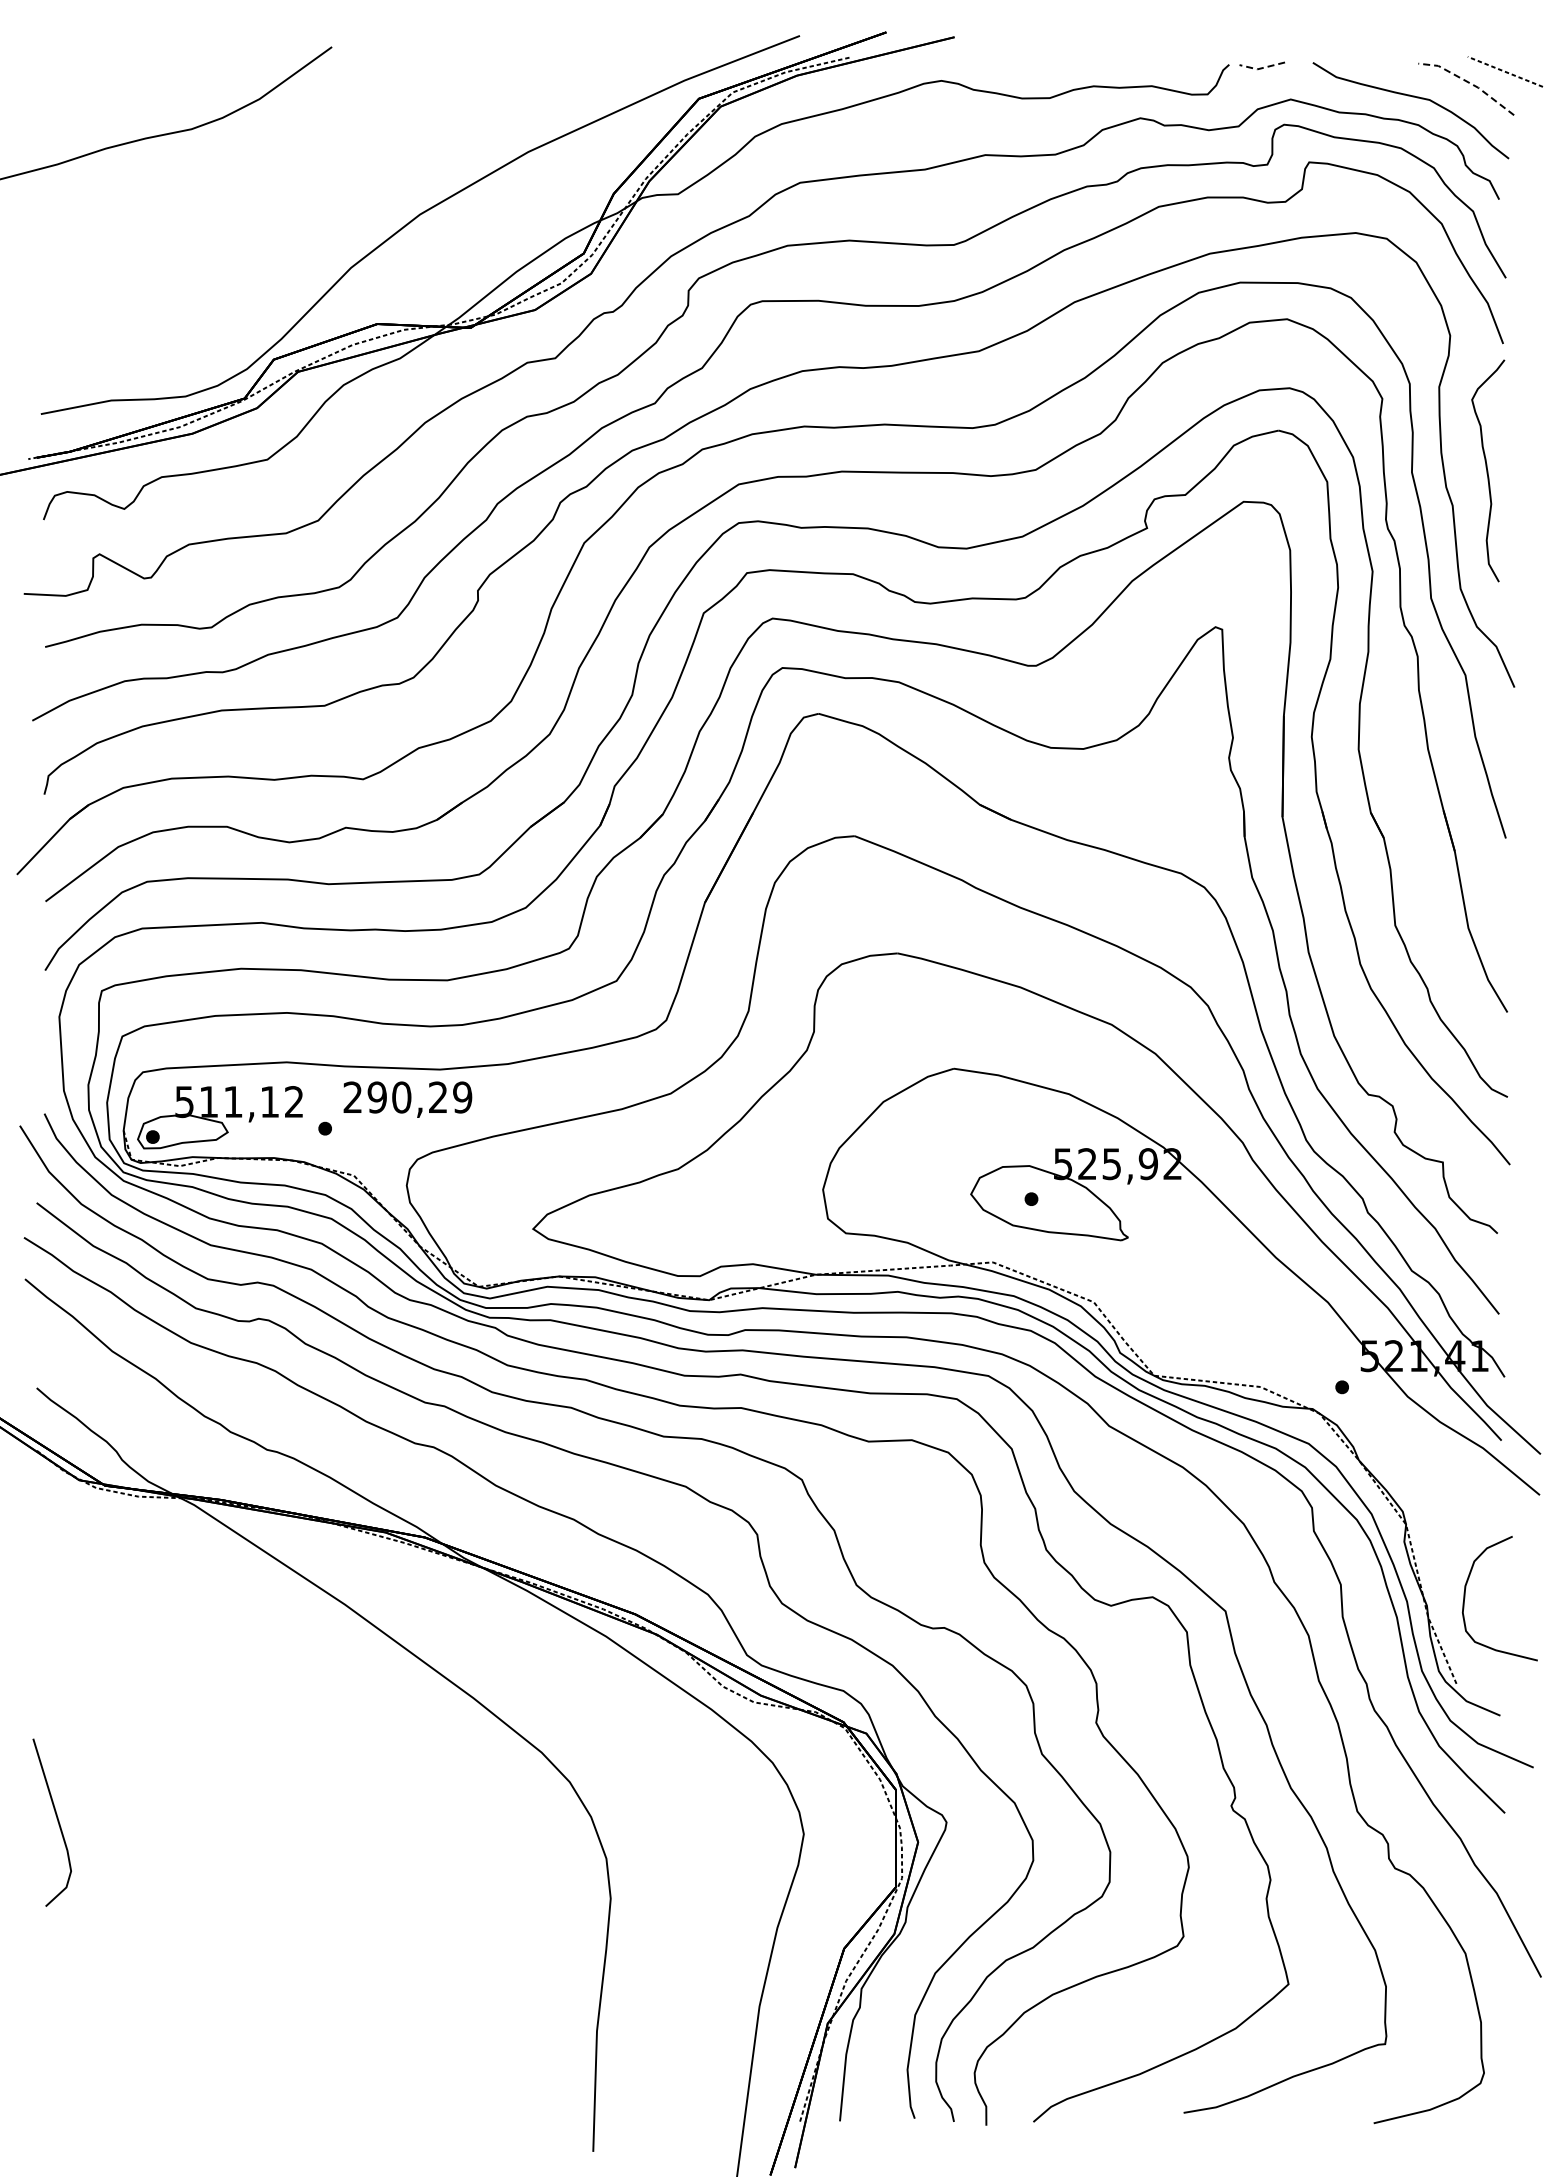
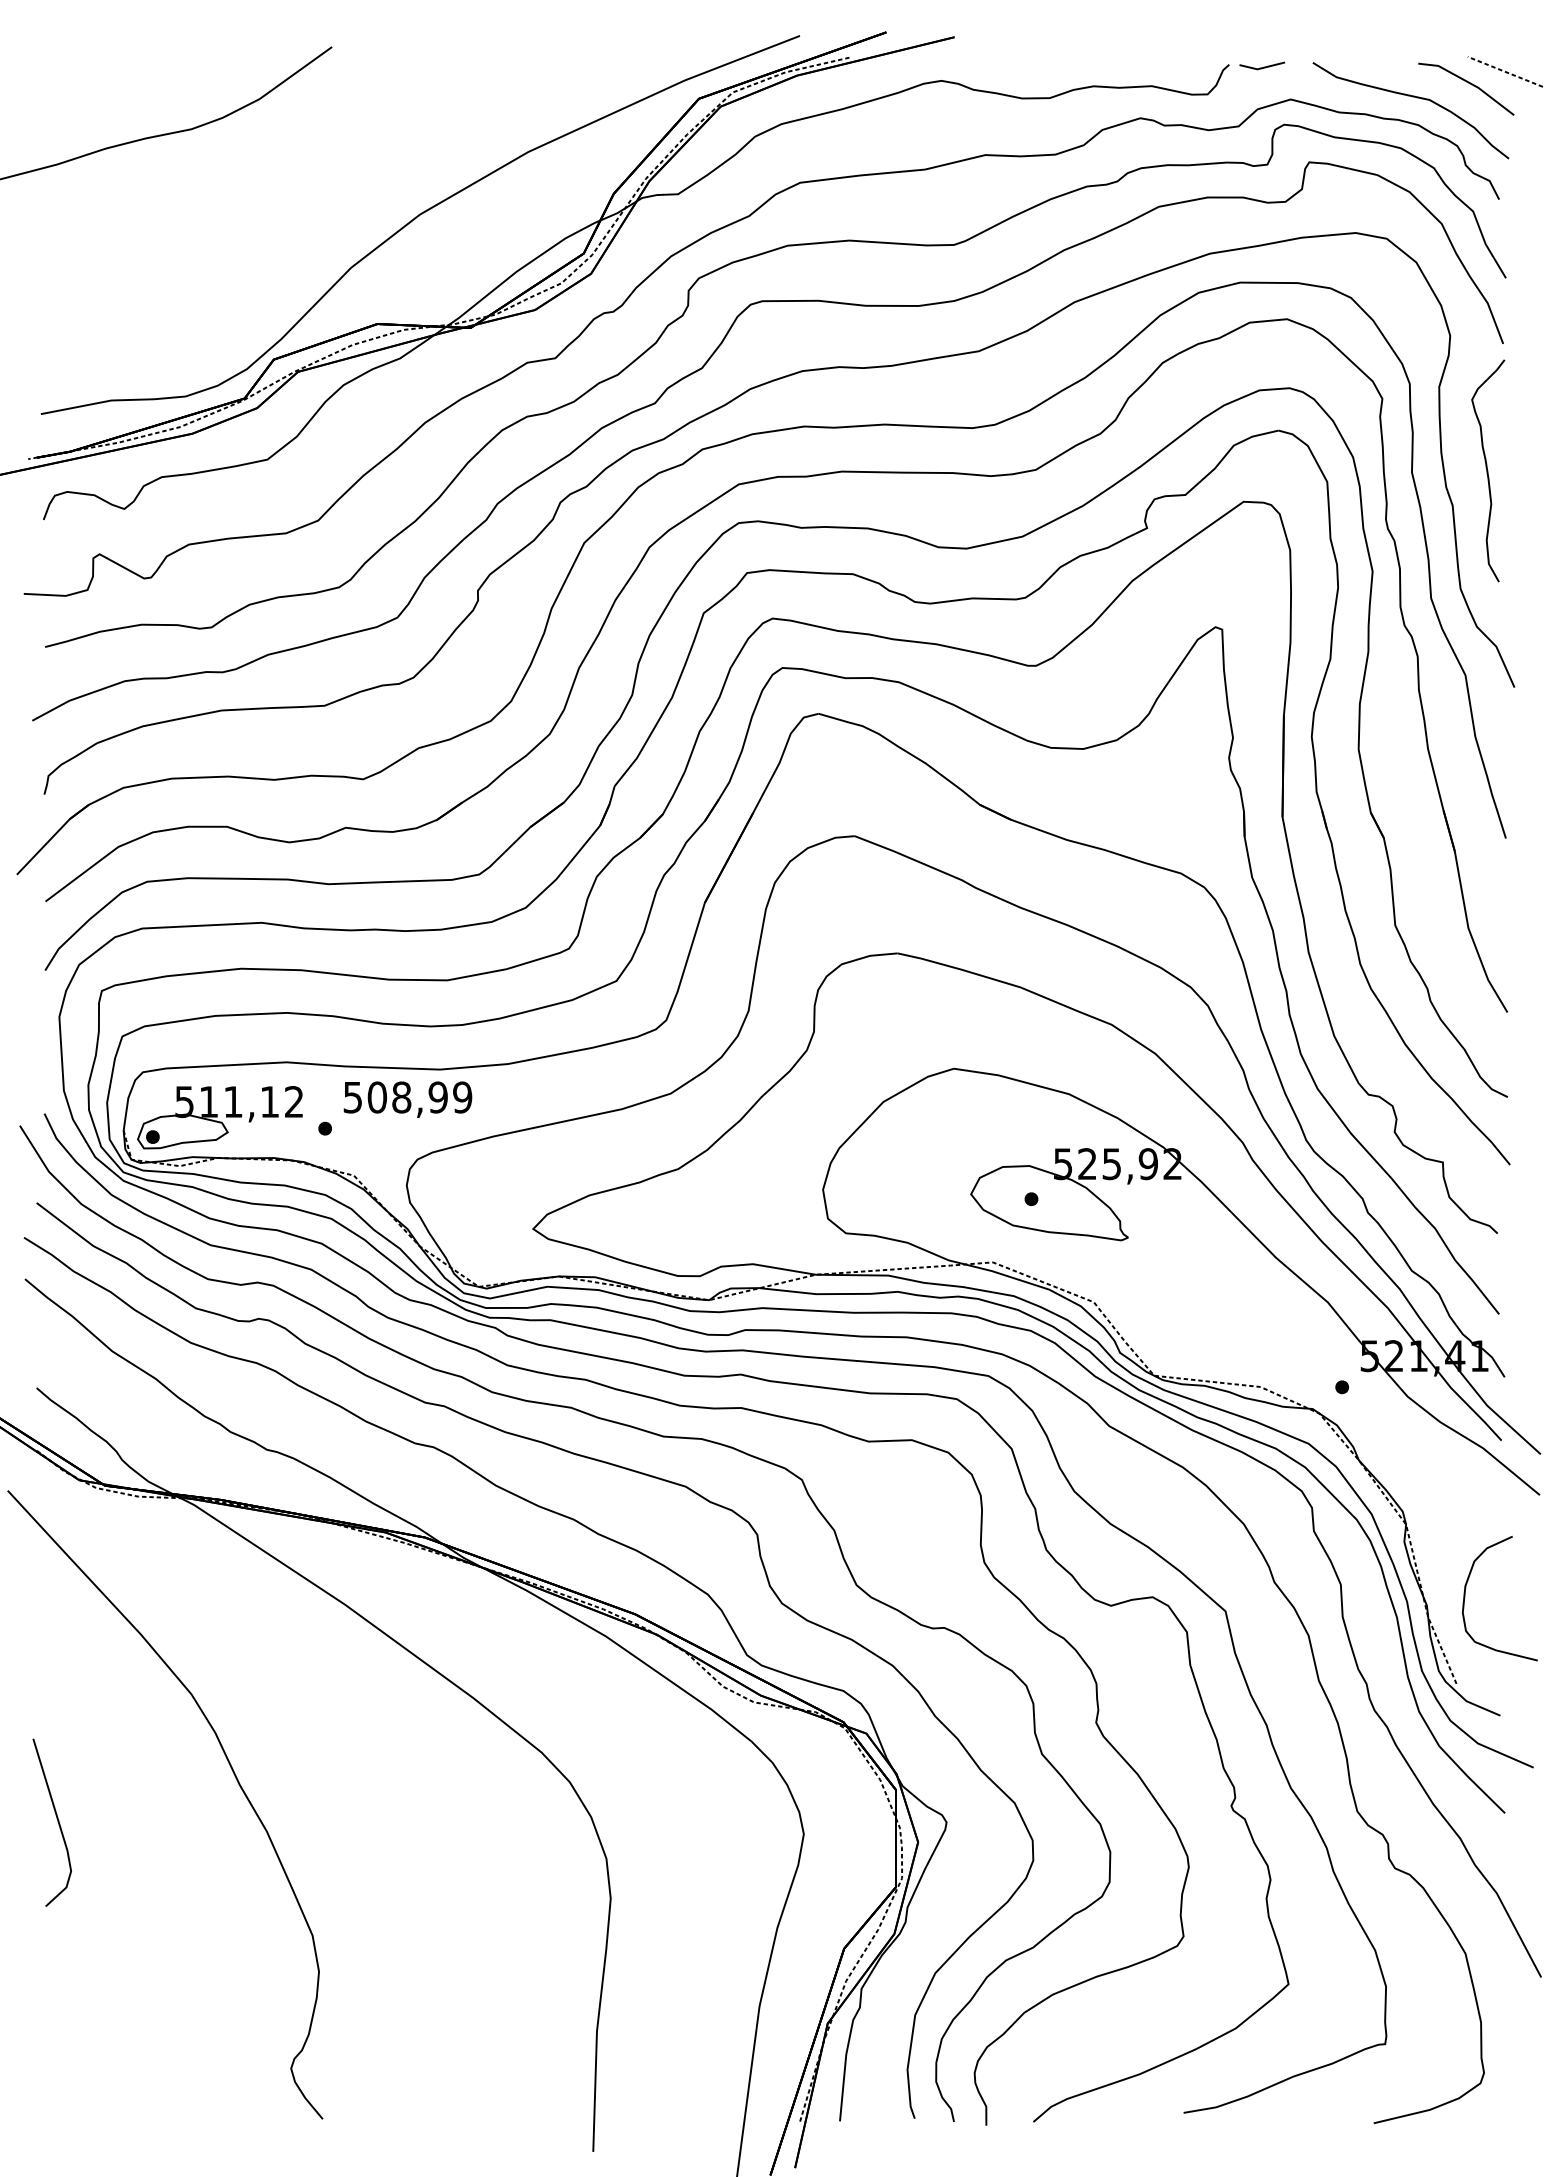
line: dashed -> solid (1261, 68)
line: dashed -> solid (1468, 82)
text: 290,29 -> 508,99 (395, 1097)
curve: none -> present (232, 1772)
